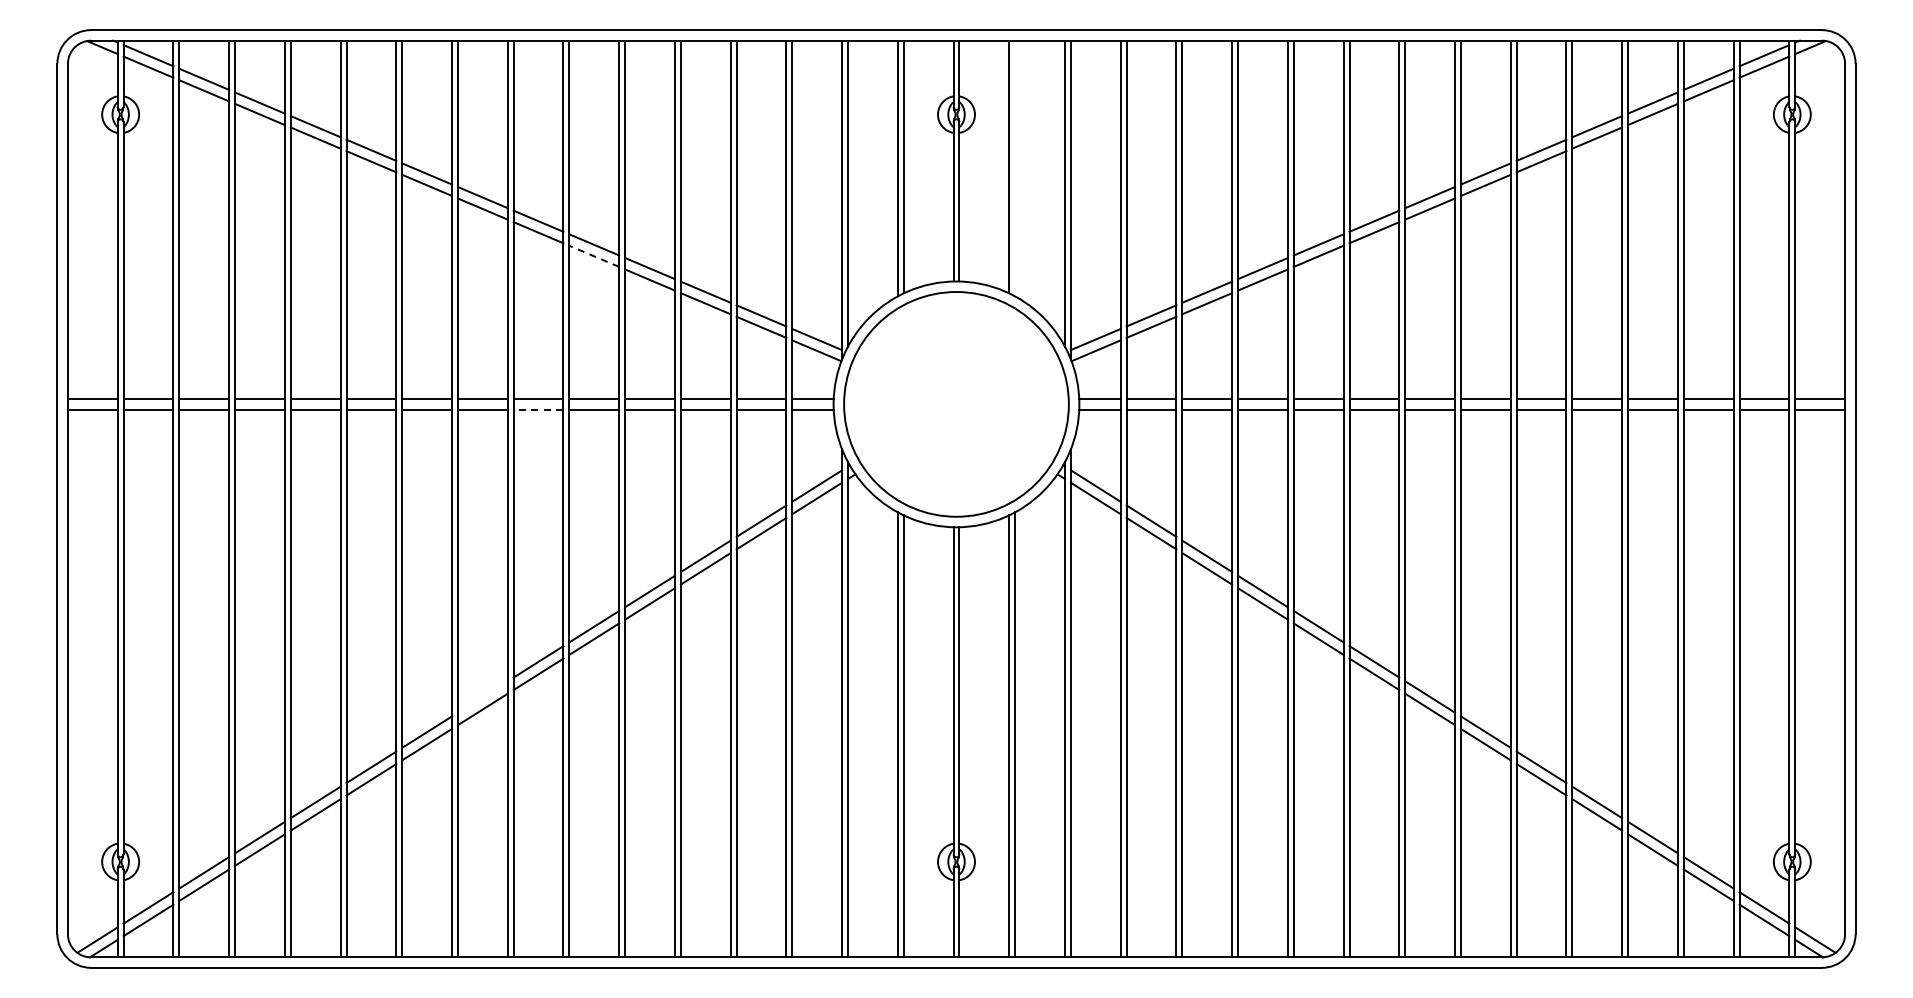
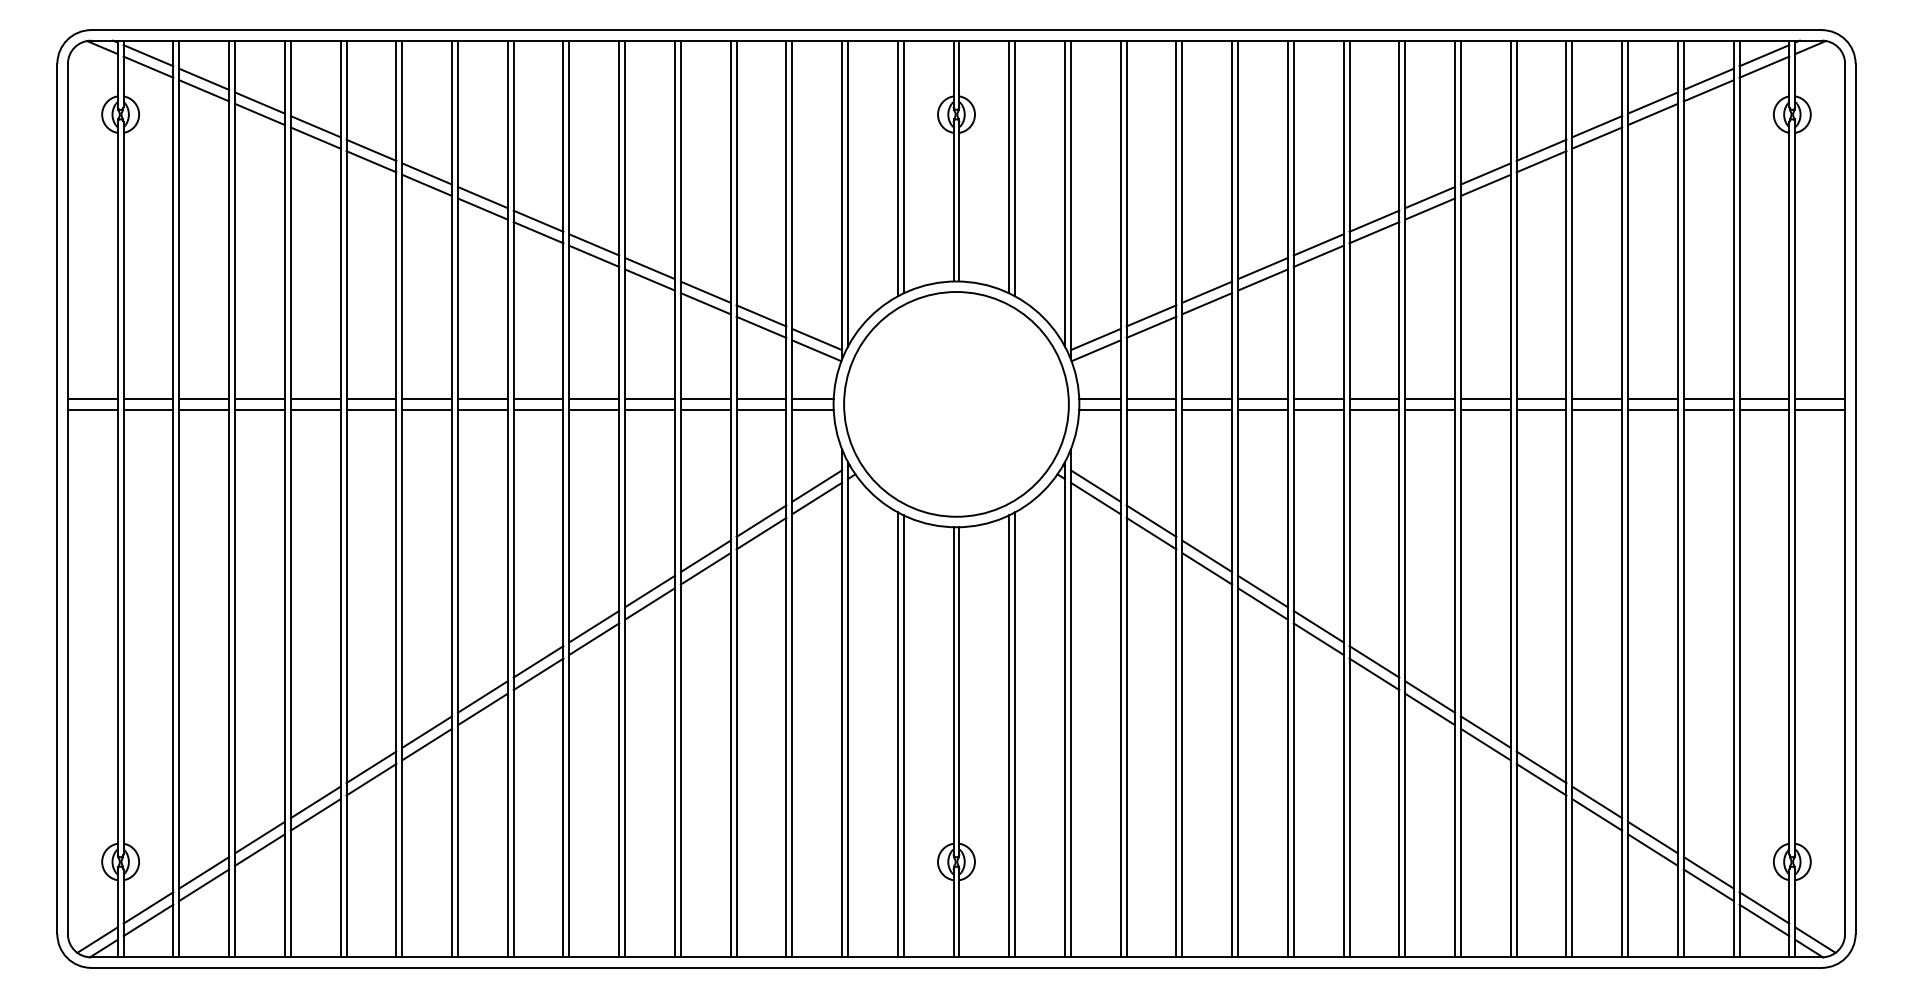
line: none -> present (1015, 168)
line: dashed -> solid (593, 256)
line: dashed -> solid (538, 409)
line: none -> present (482, 696)
